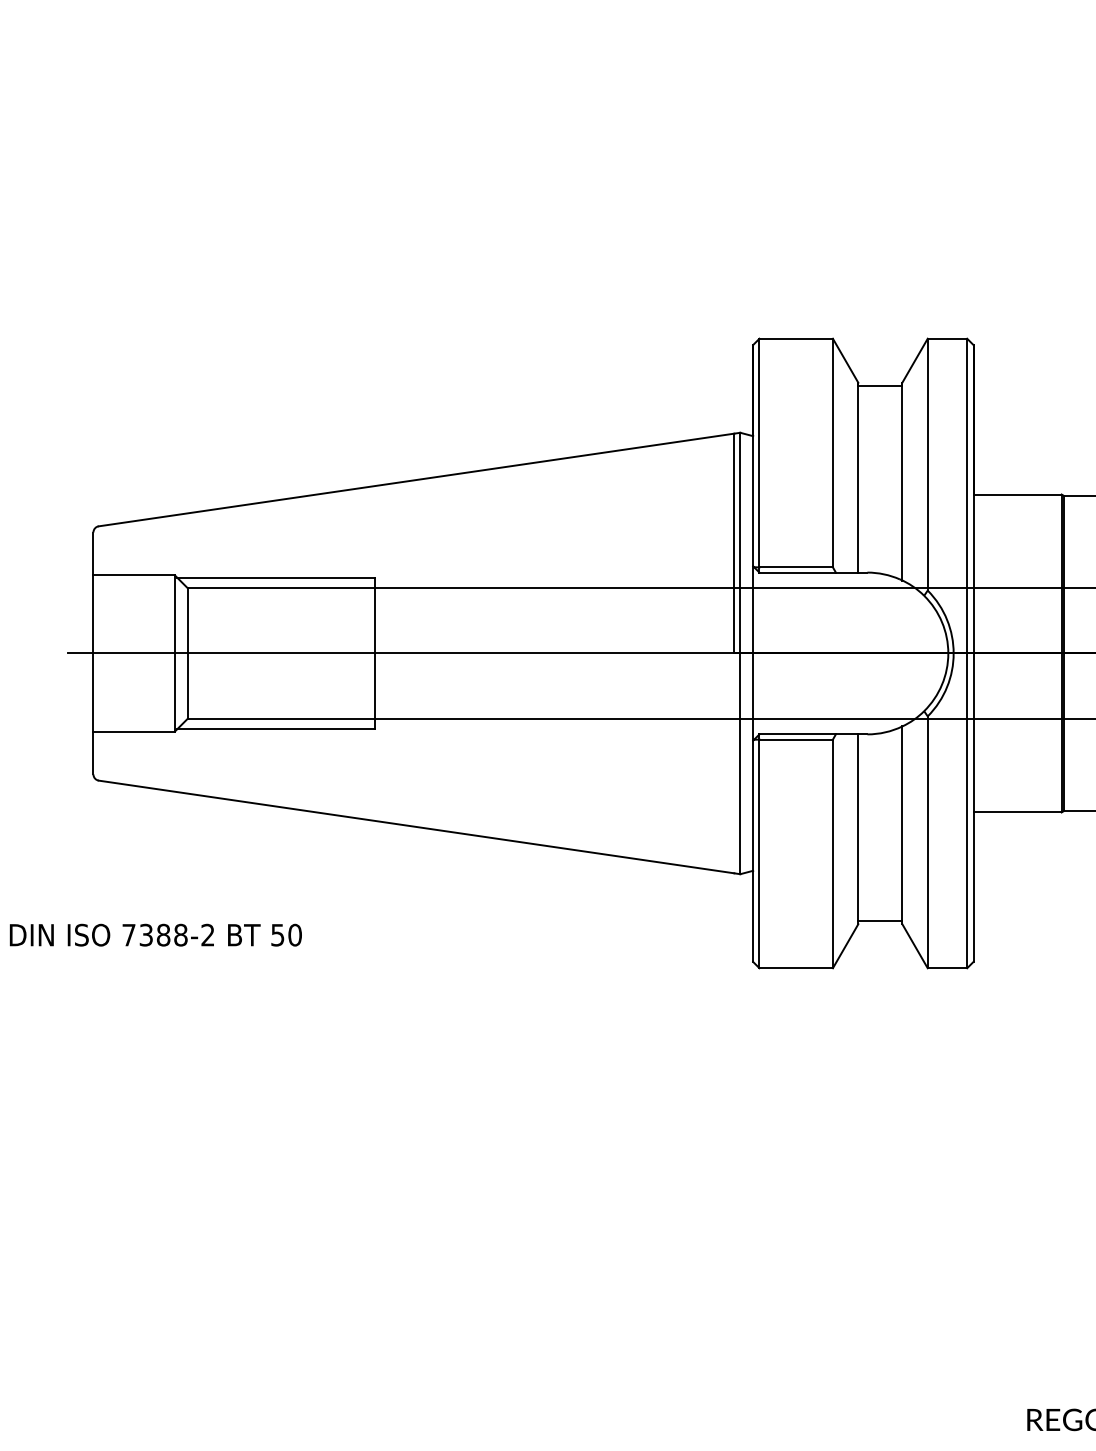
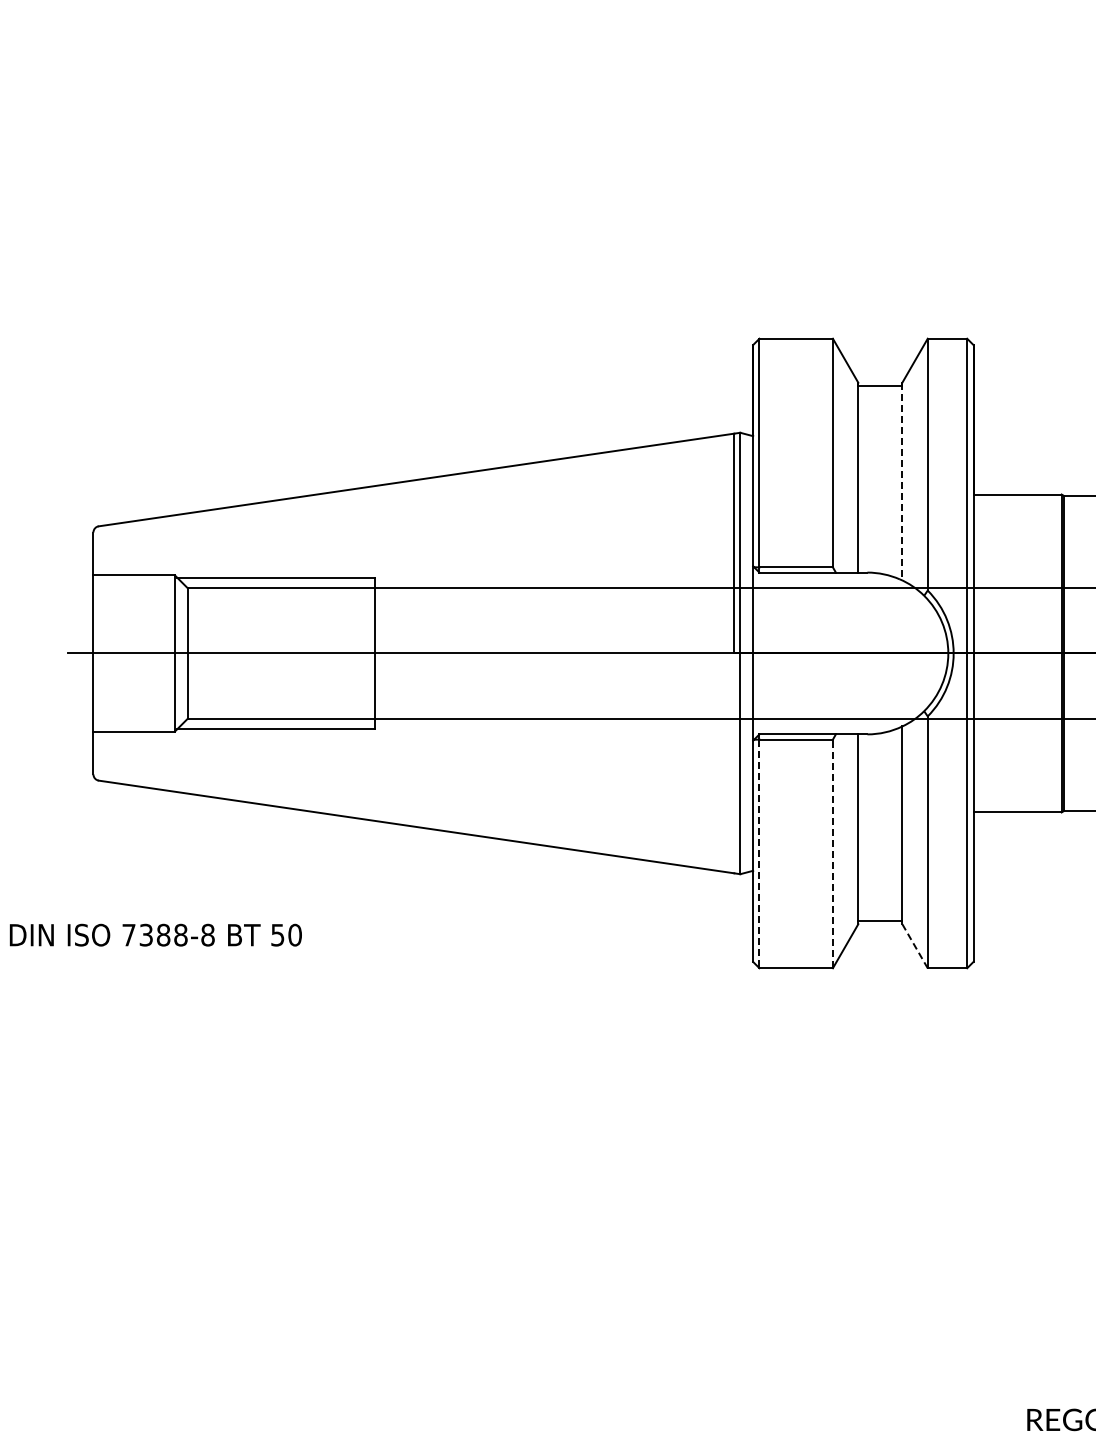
line: solid -> dashed (902, 481)
line: solid -> dashed (832, 853)
line: solid -> dashed (759, 854)
text: 7388-2 -> 7388-8 (207, 934)
line: solid -> dashed (915, 946)
